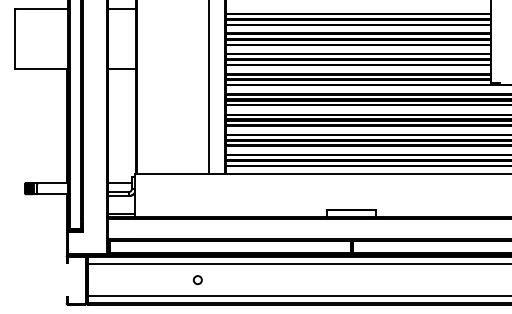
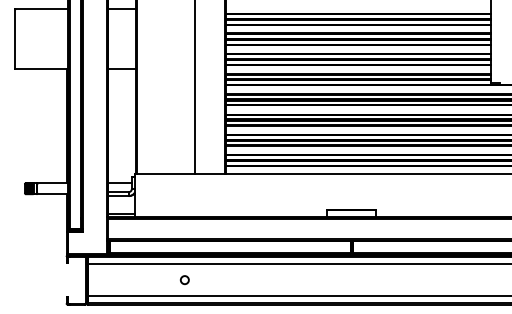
line position: (209, 87) -> (195, 87) (195, 87)
circle position: (197, 280) -> (184, 280) (184, 280)
